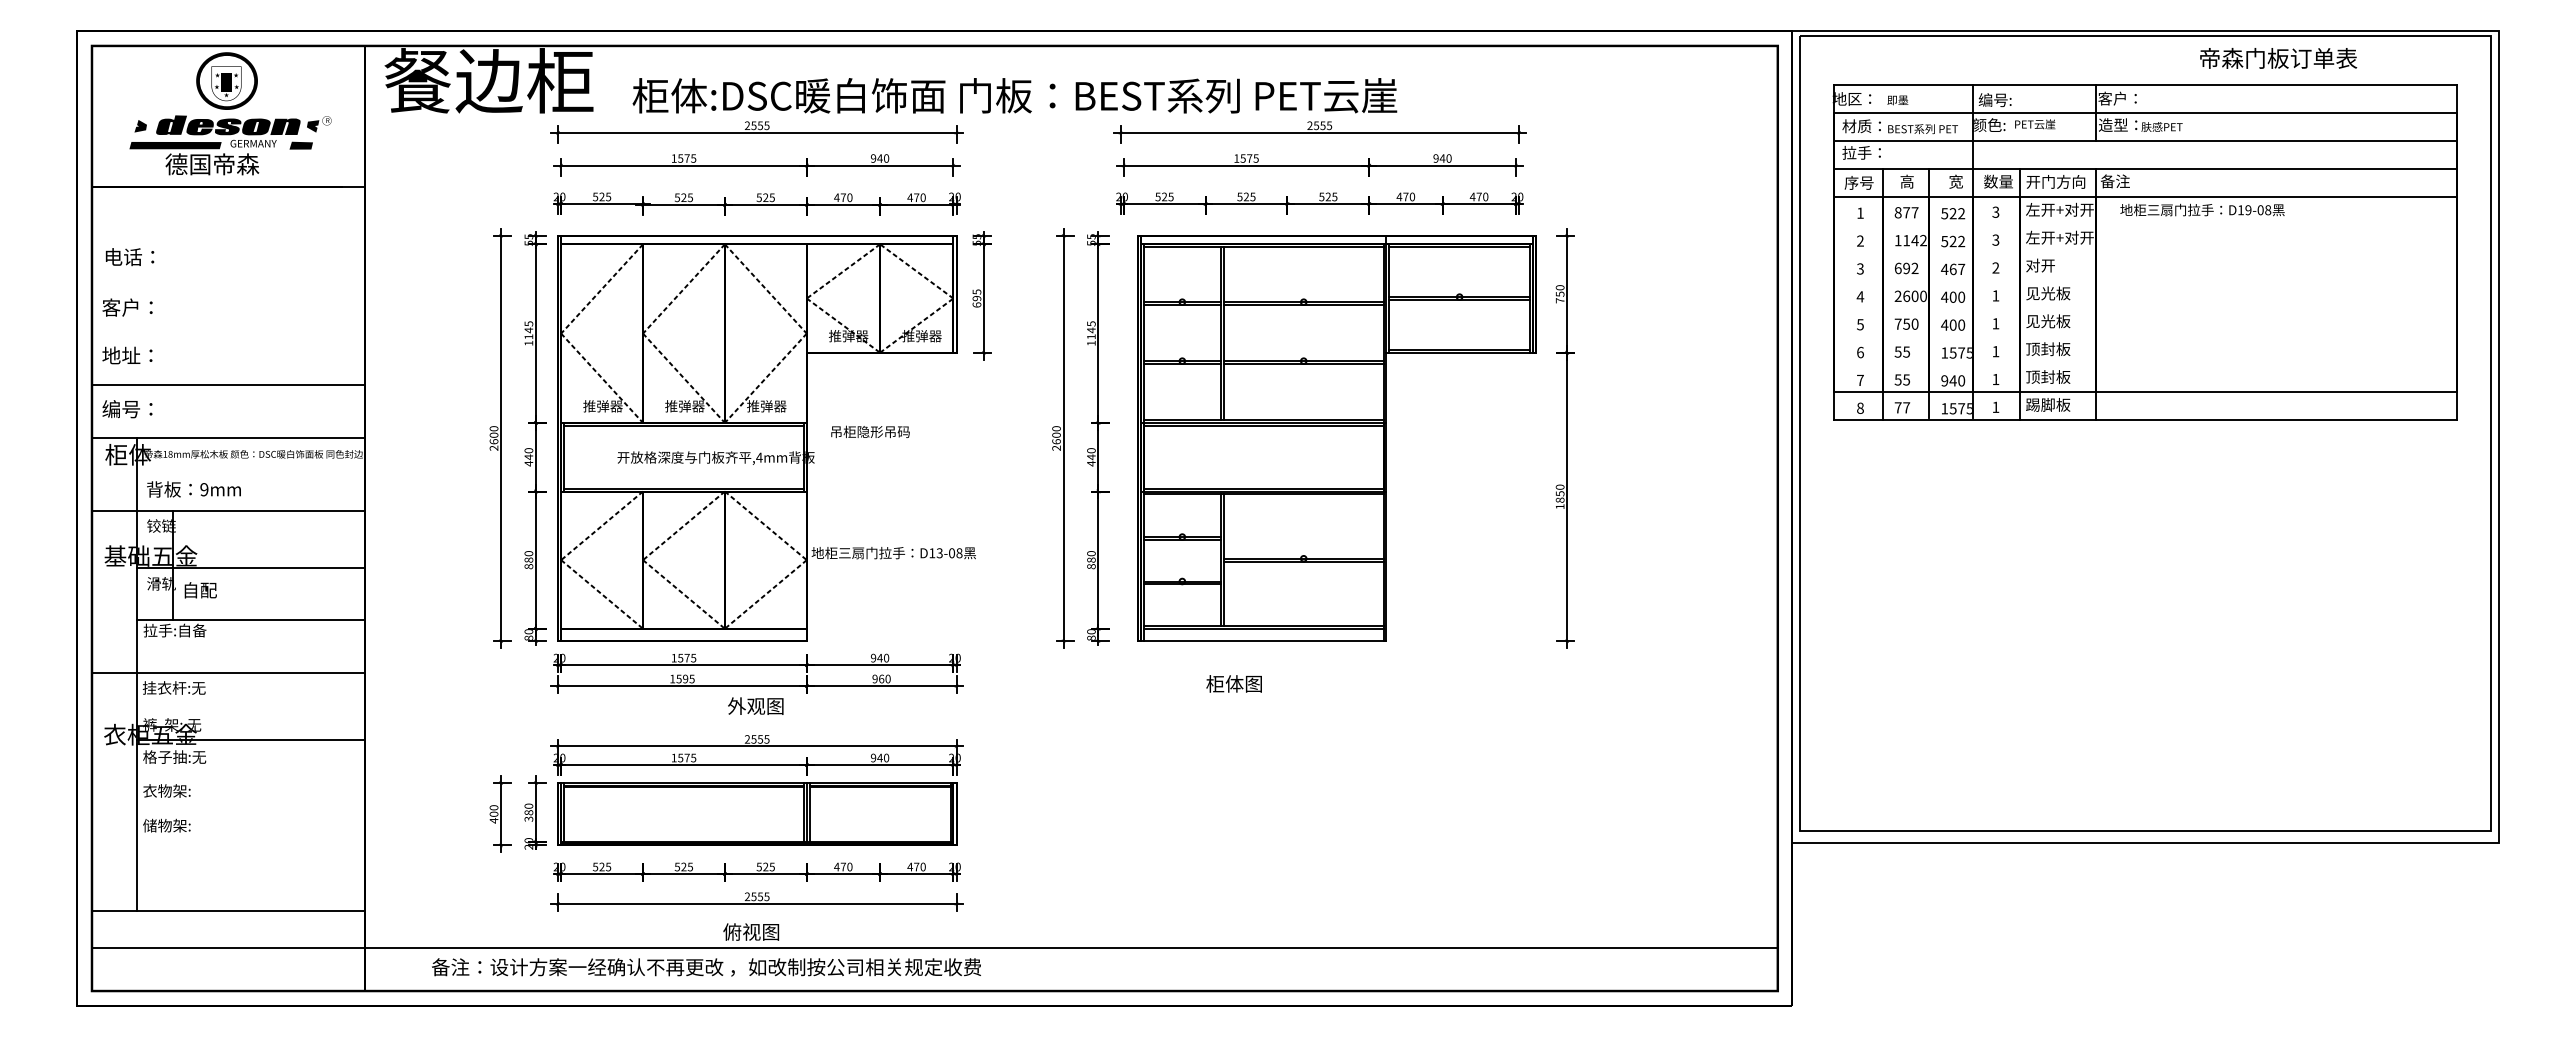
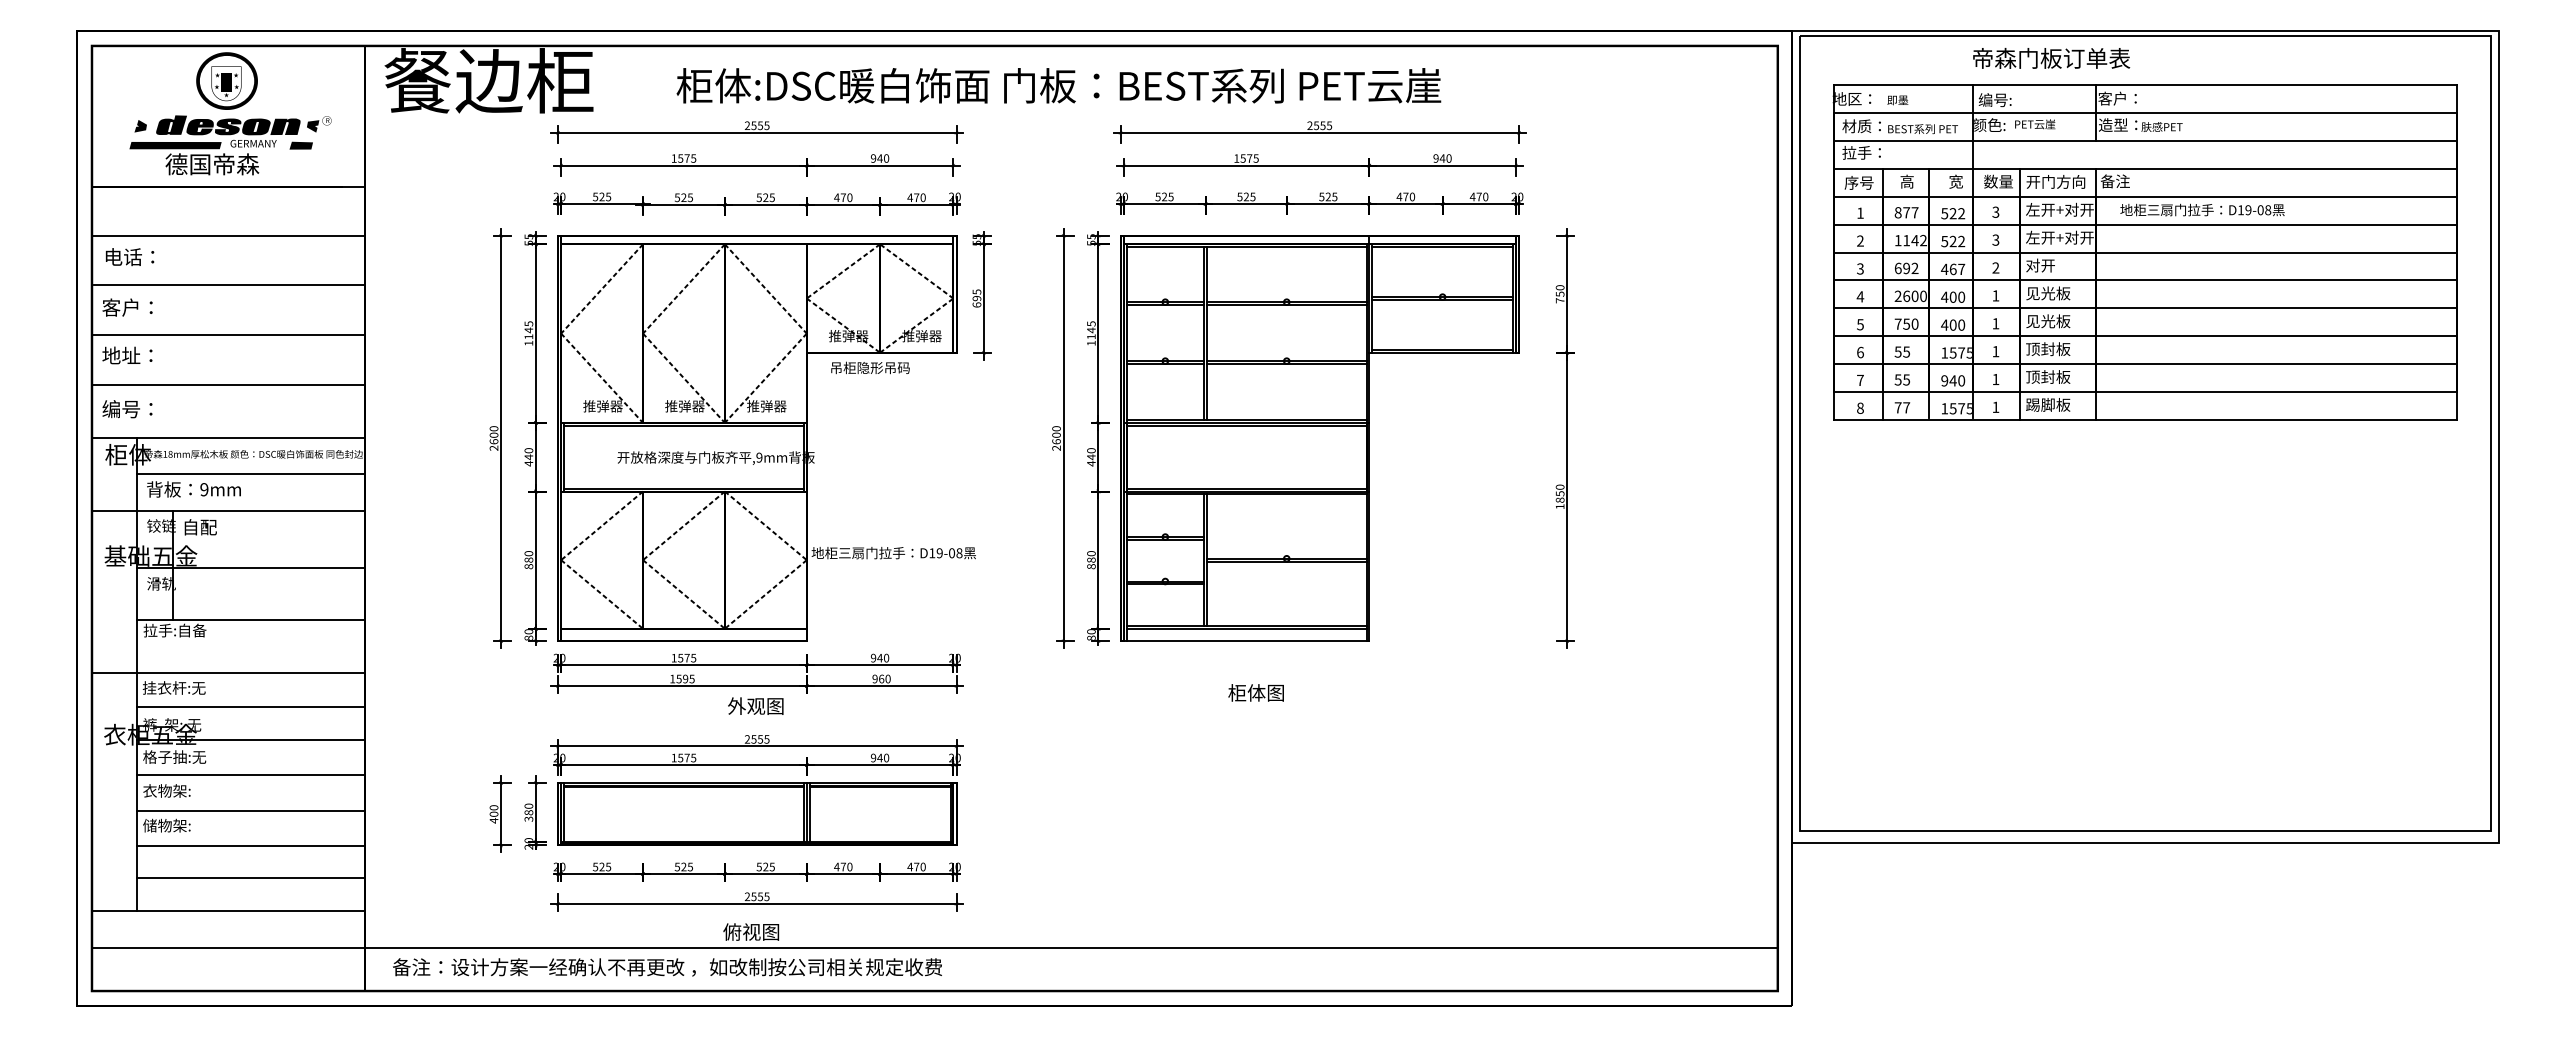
text position: (2278, 58) -> (2051, 58) (2051, 58)
text position: (1014, 95) -> (1058, 85) (1058, 85)
line: none -> present (2145, 224)
line: none -> present (228, 235)
line: none -> present (2145, 252)
line: none -> present (2145, 280)
line: none -> present (229, 284)
line: none -> present (2145, 308)
line: none -> present (228, 335)
line: none -> present (2145, 336)
line: none -> present (2145, 364)
text position: (870, 431) -> (870, 367) (870, 367)
part position: (1336, 438) -> (1319, 438) (1319, 438)
text: ,4mm -> ,9mm (759, 457)
line: none -> present (250, 473)
text: D13-08 -> D19-08 (939, 553)
text position: (200, 590) -> (200, 527) (200, 527)
text position: (1233, 683) -> (1255, 692) (1255, 692)
line: none -> present (250, 707)
line: none -> present (250, 775)
line: none -> present (250, 810)
line: none -> present (250, 846)
line: none -> present (250, 878)
text position: (706, 967) -> (667, 967) (667, 967)
